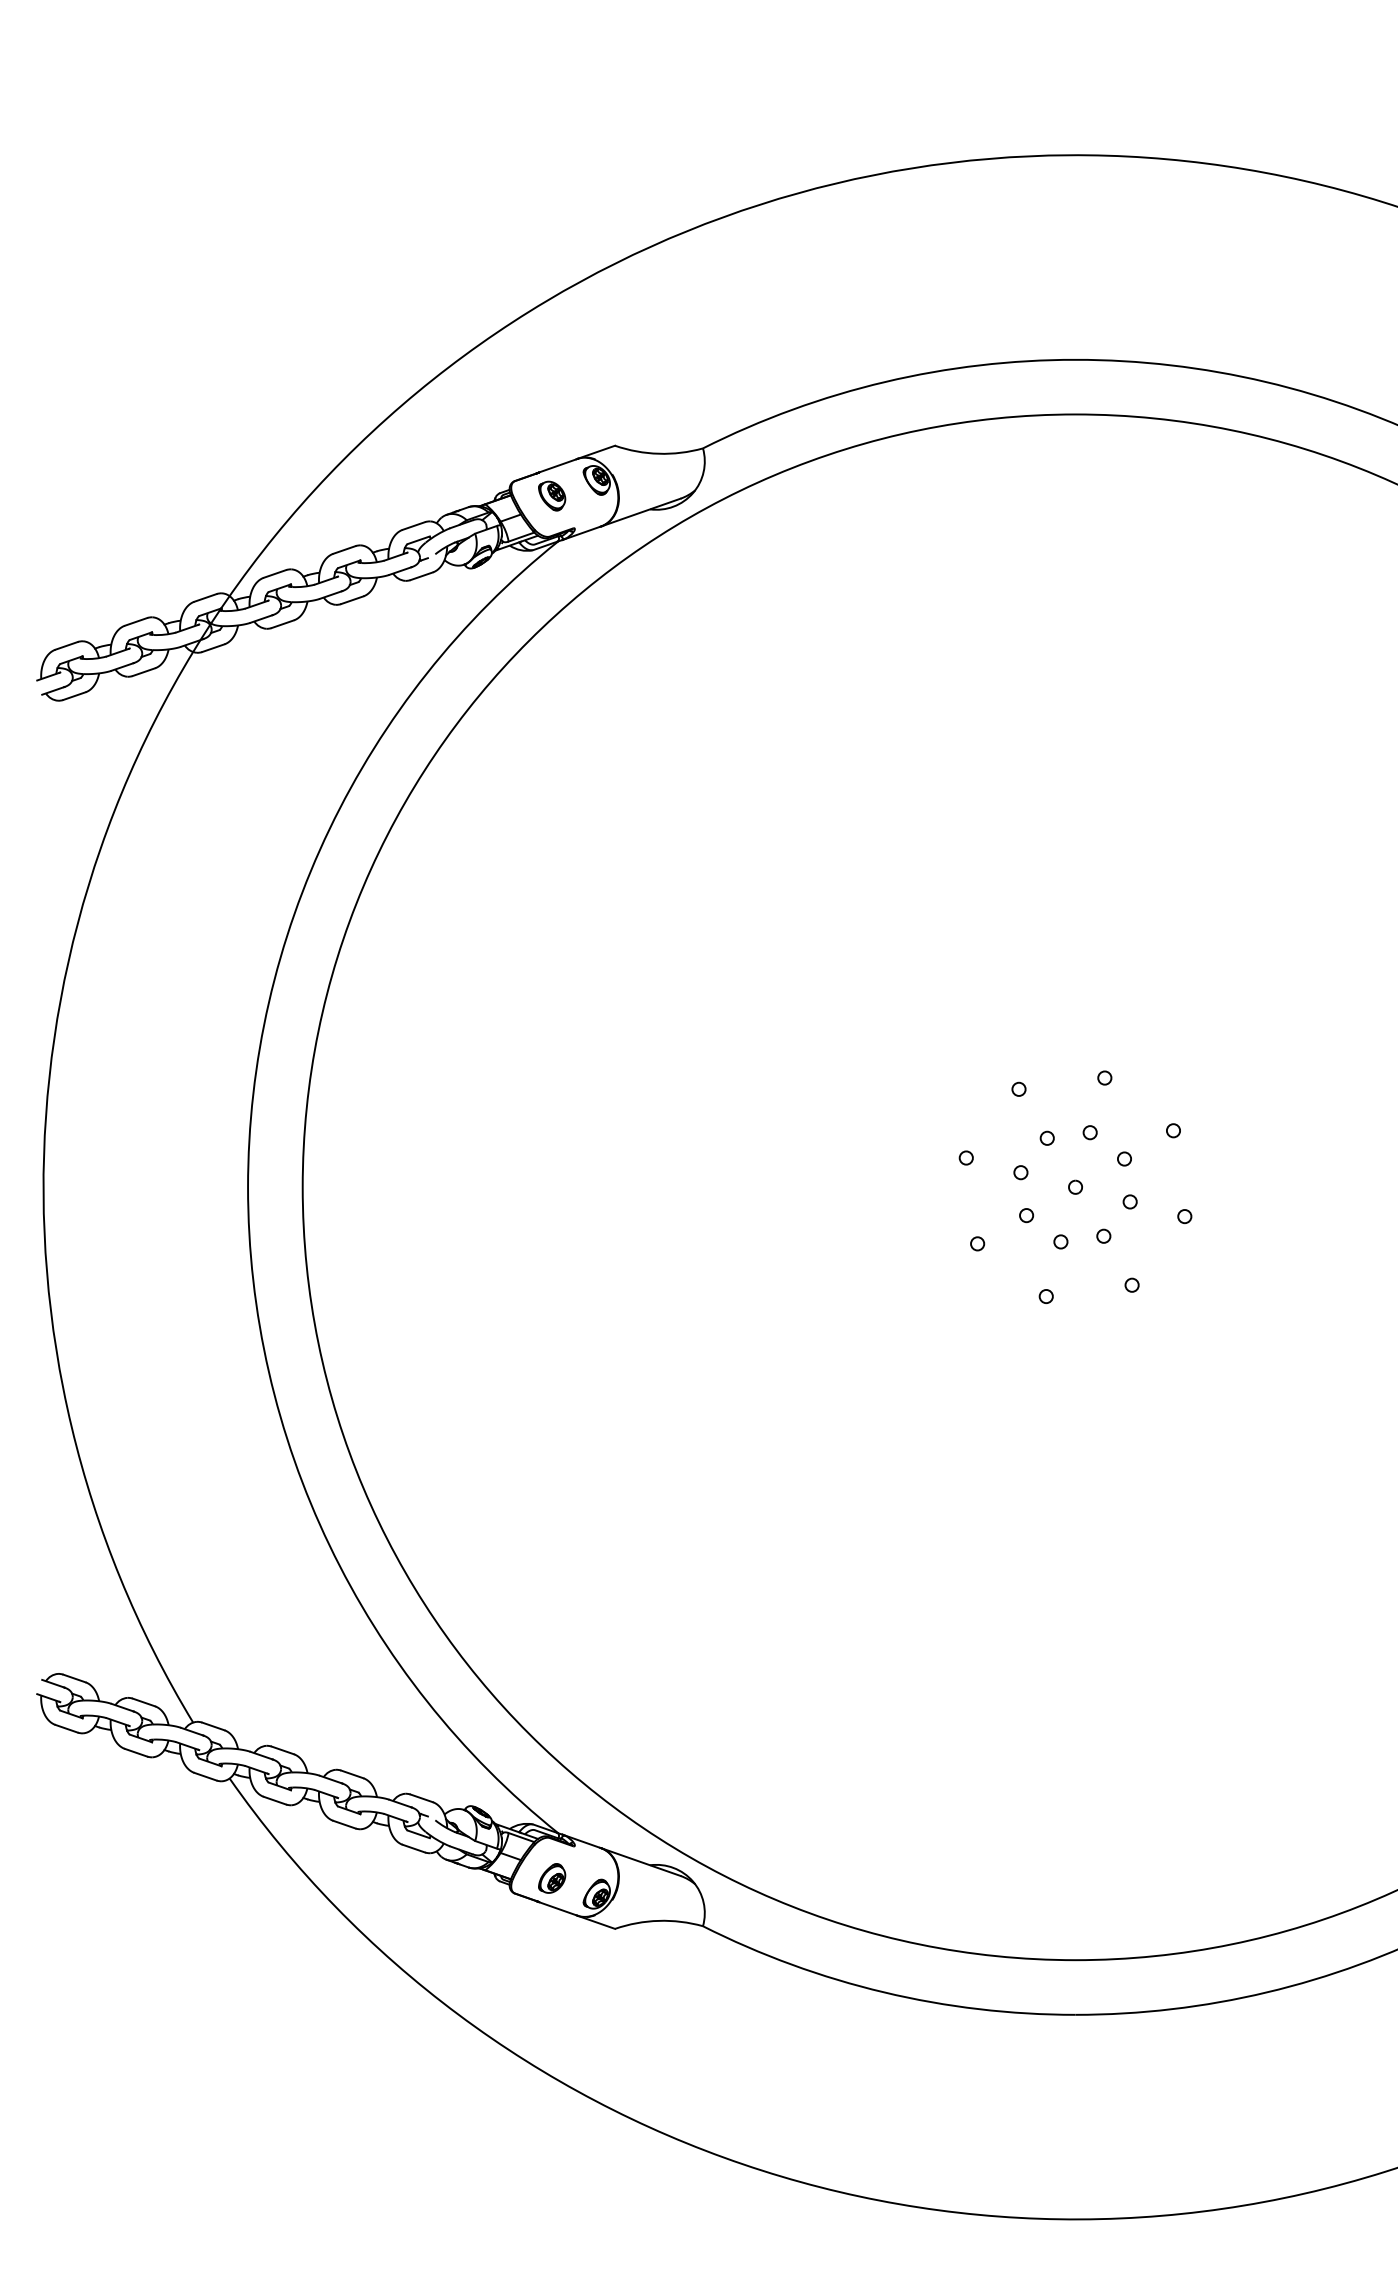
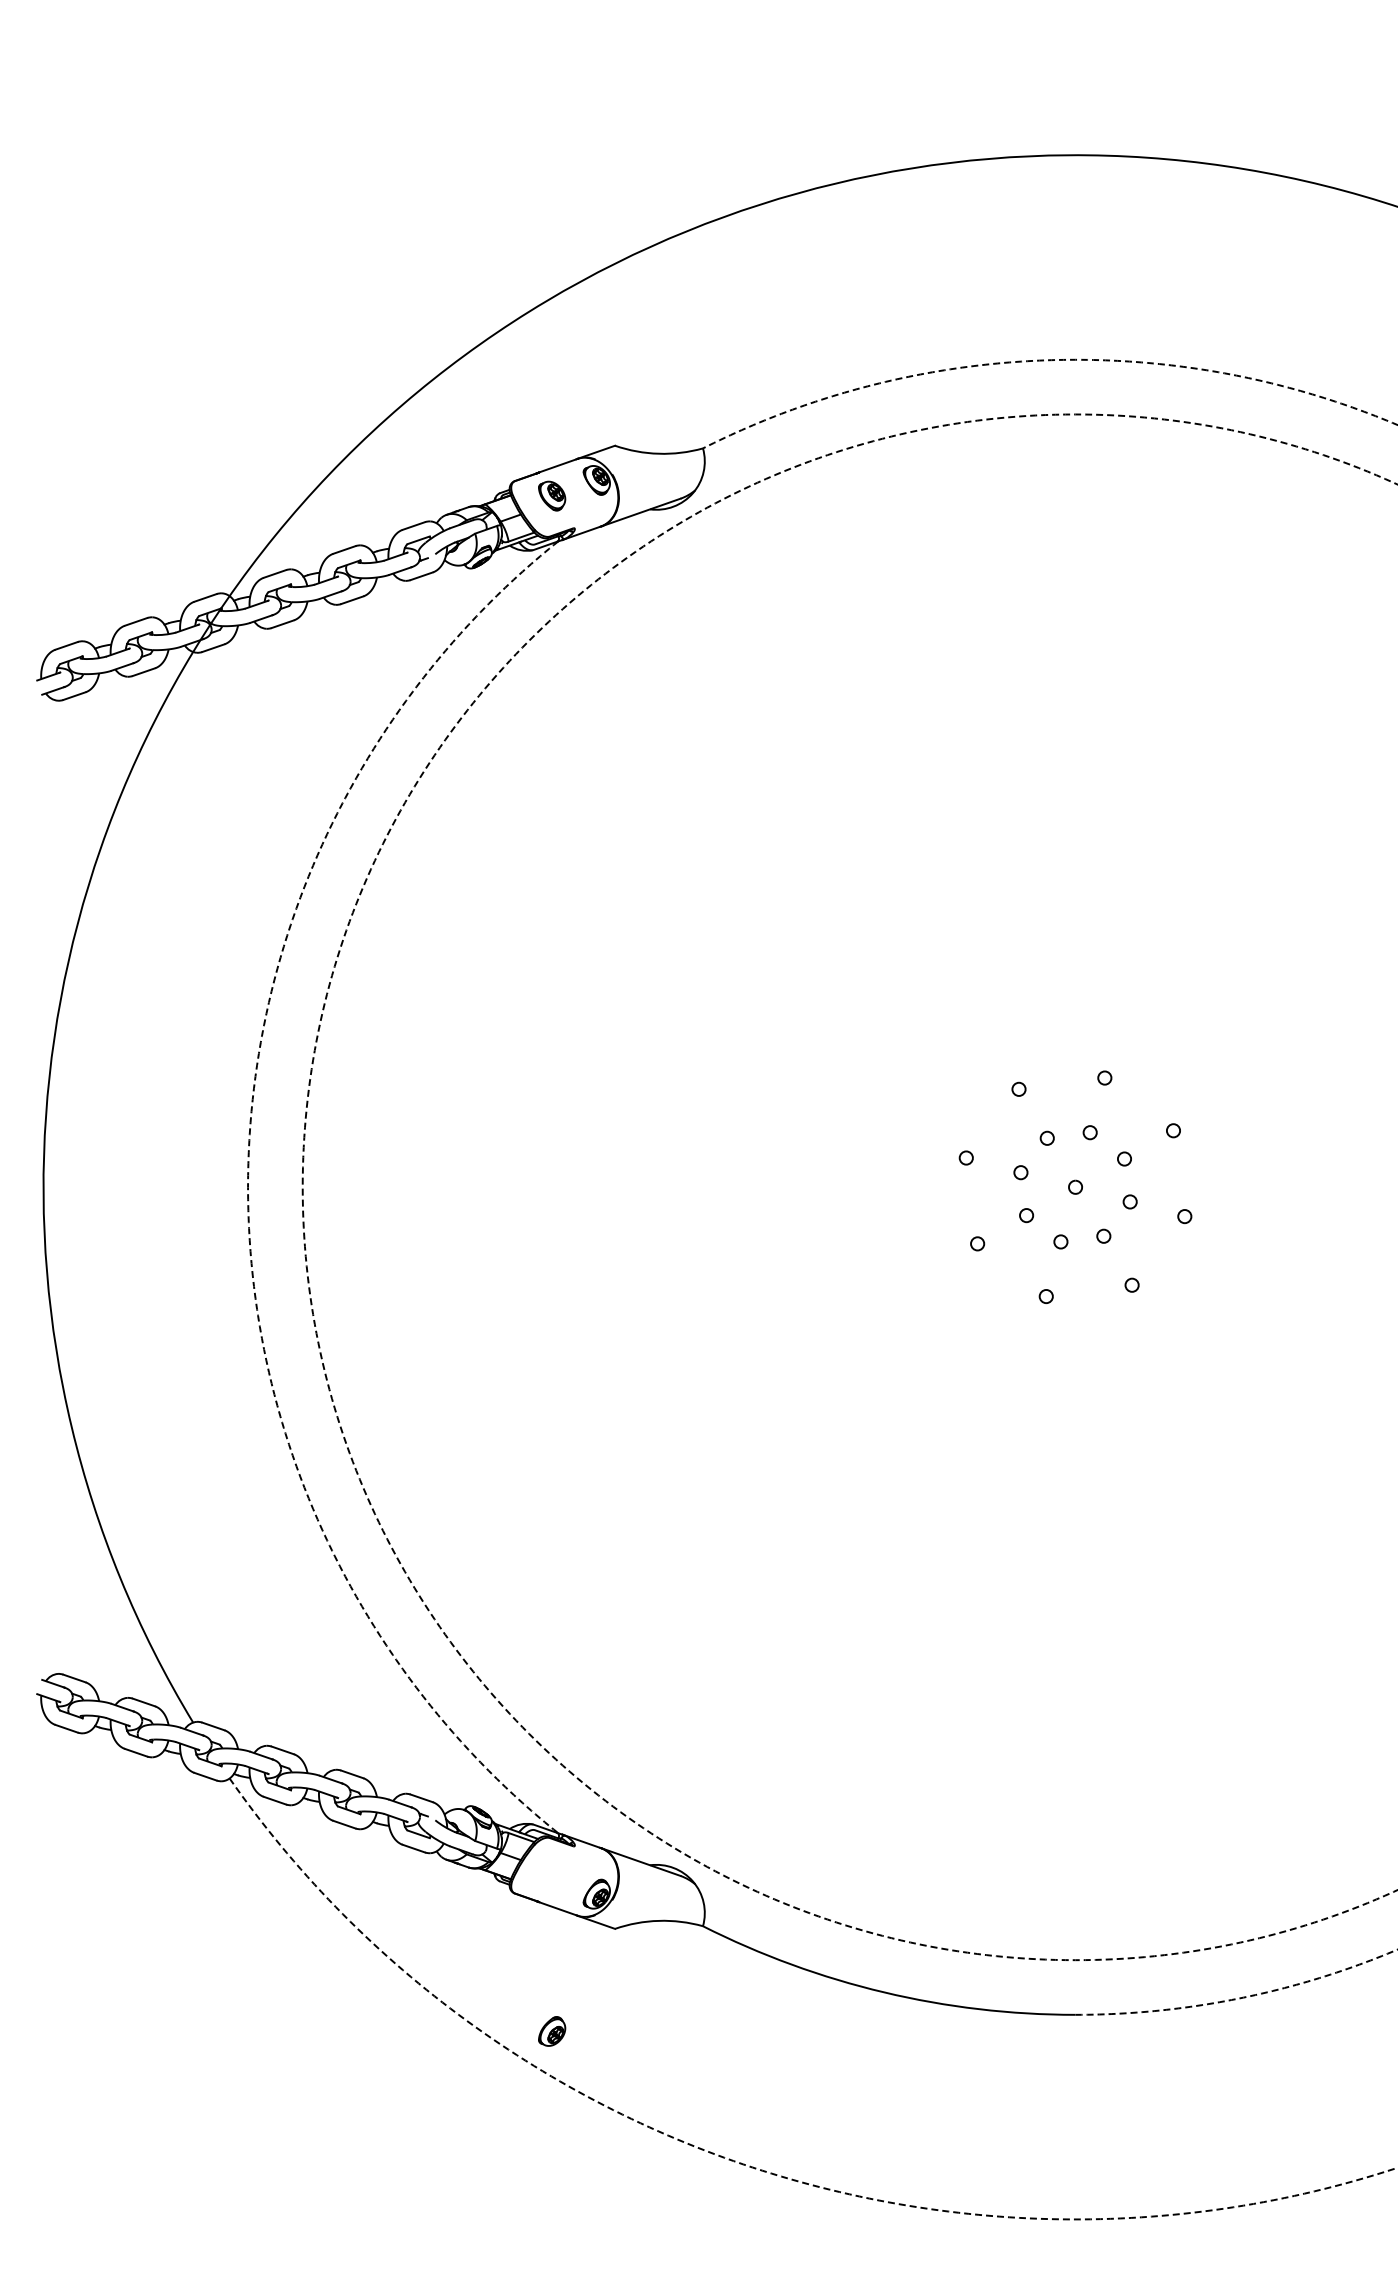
arc: solid -> dashed (1047, 360)
arc: solid -> dashed (248, 1187)
circle: solid -> dashed (849, 1187)
part position: (552, 1878) -> (552, 2031) (552, 2031)
arc: solid -> dashed (1240, 1998)
arc: solid -> dashed (749, 2166)
